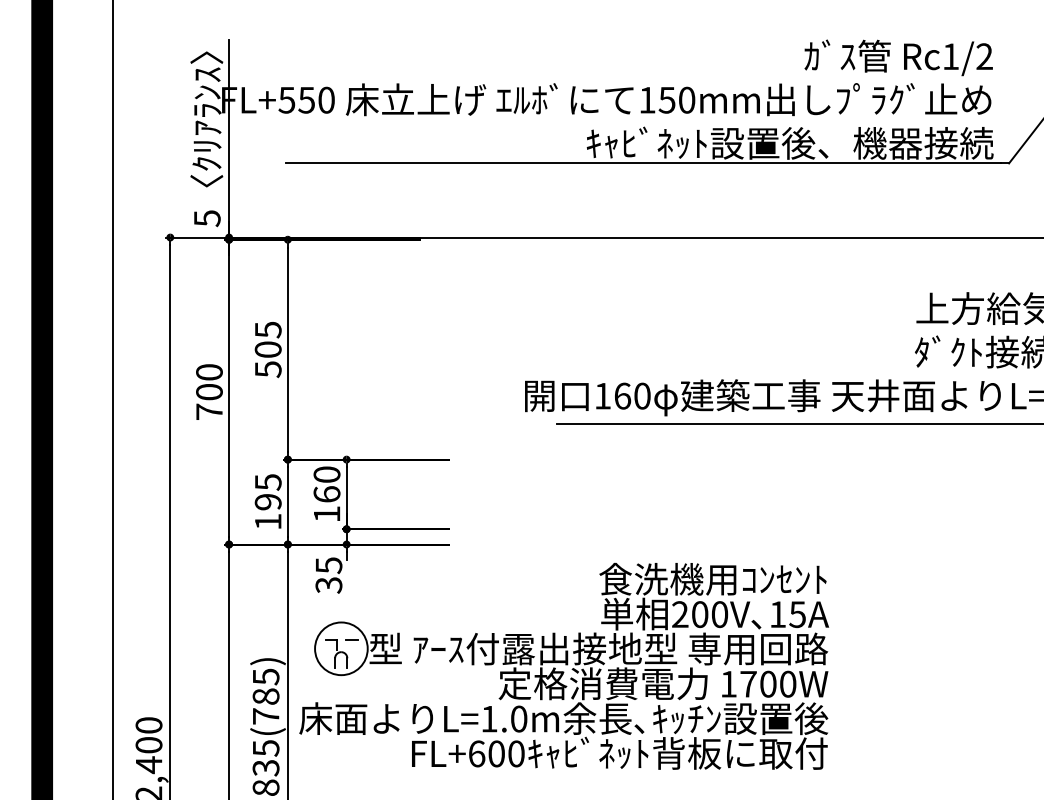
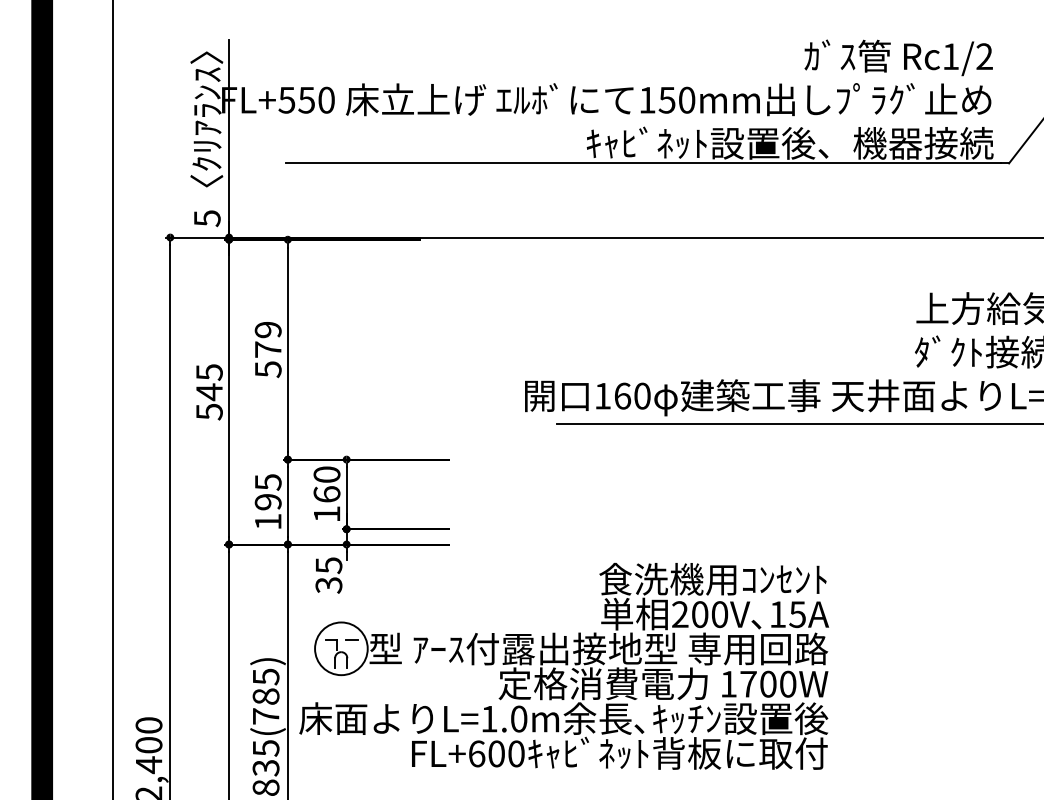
text: 505 -> 579 (267, 339)
text: 700 -> 545 (209, 392)
